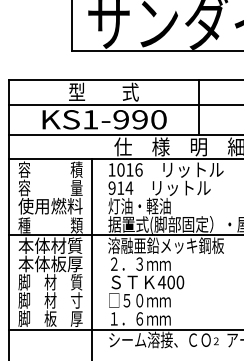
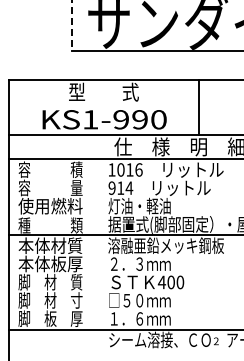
line: solid -> dashed (71, 26)
line: present -> none (124, 104)
line: present -> none (92, 258)
